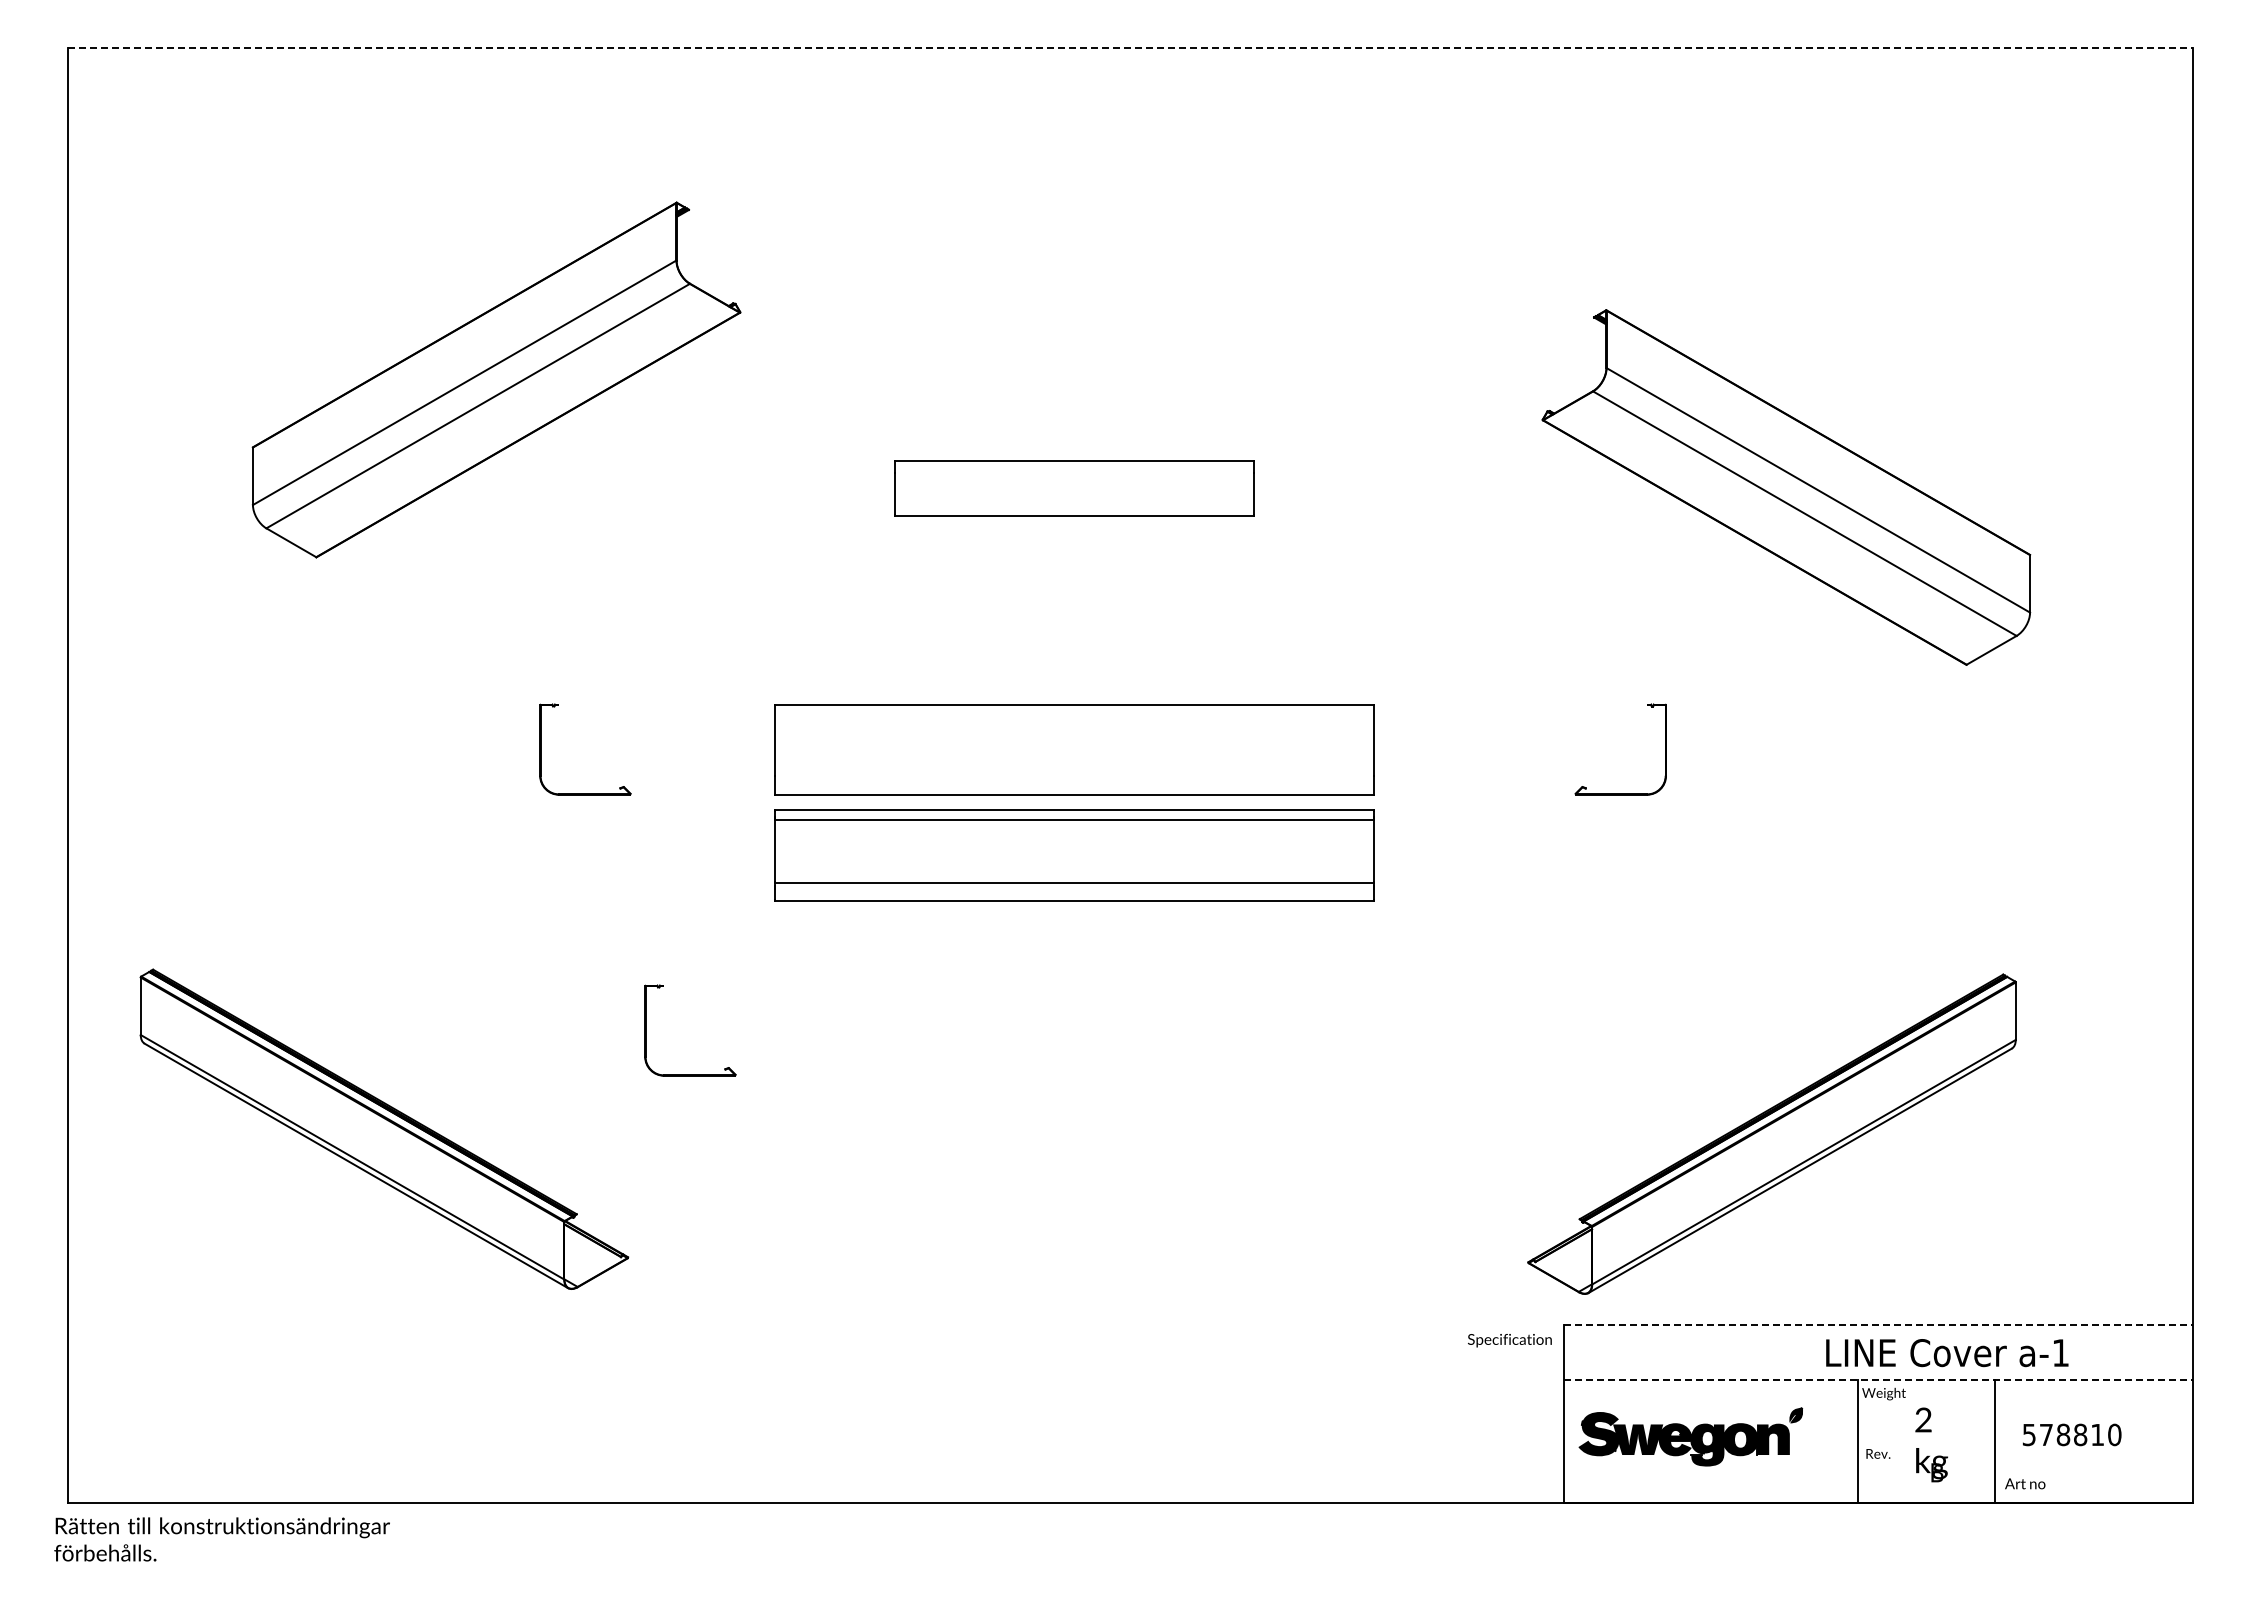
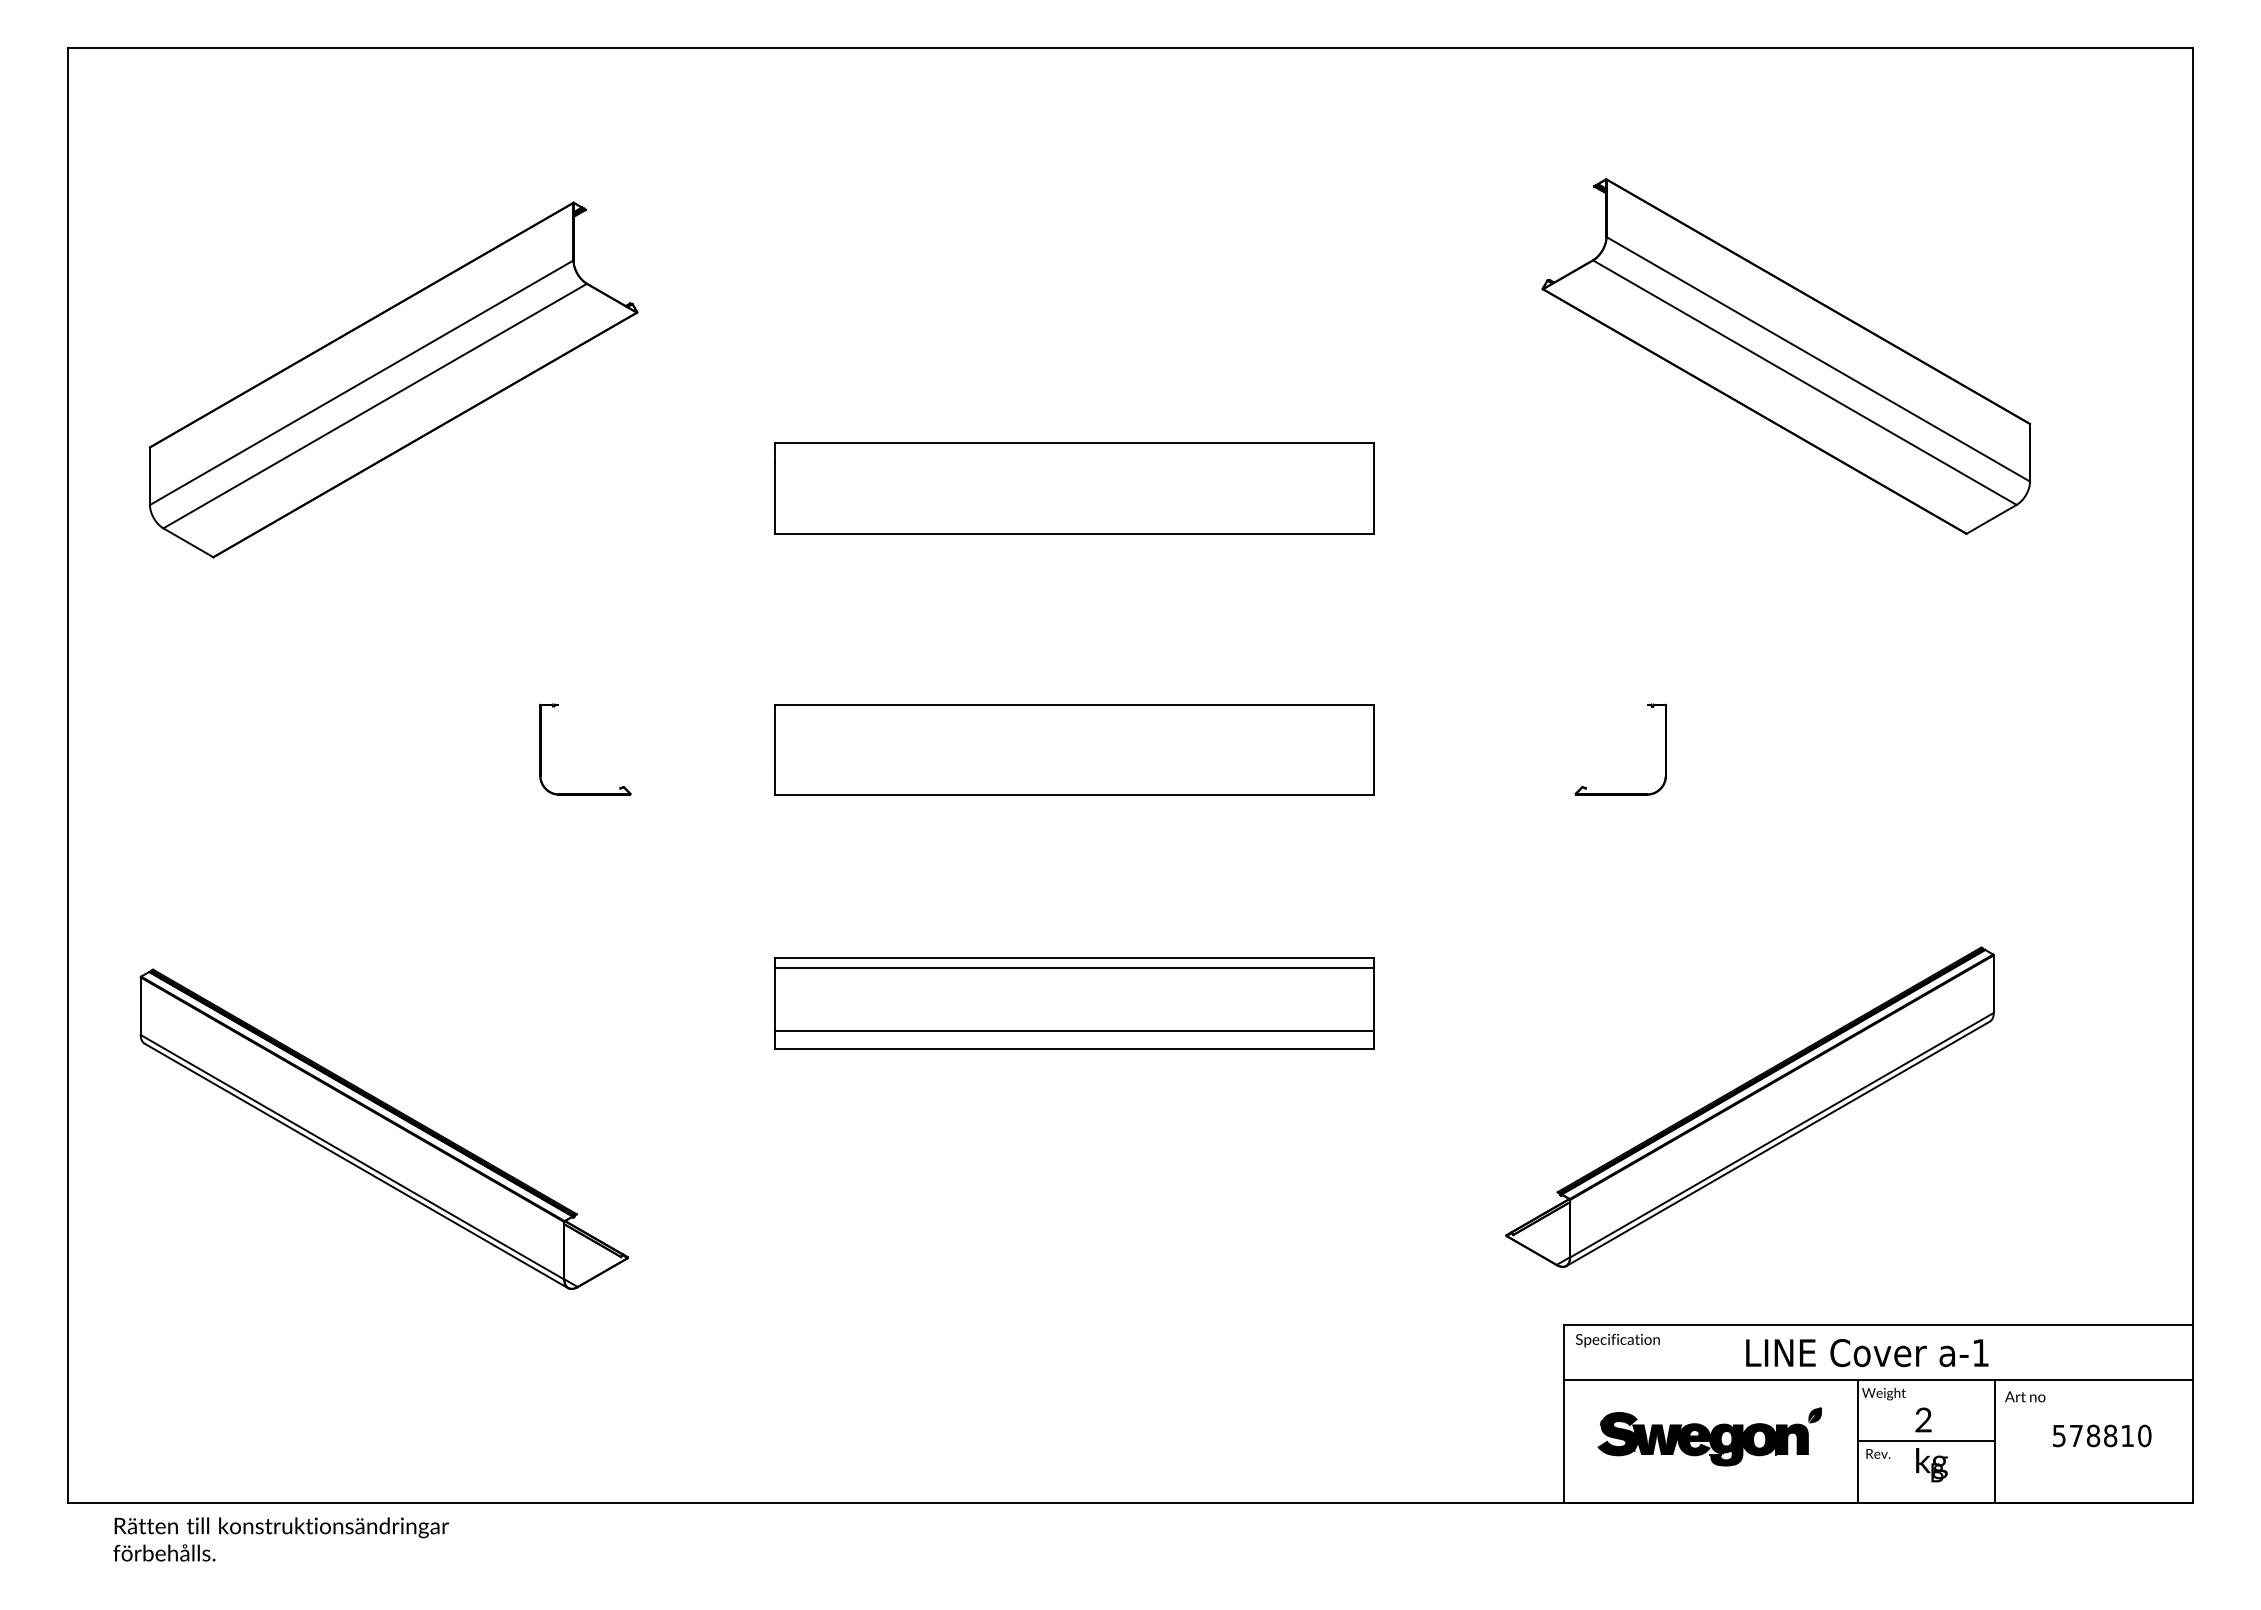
line: dashed -> solid (1130, 48)
part position: (496, 379) -> (393, 379) (393, 379)
part position: (1786, 487) -> (1786, 356) (1786, 356)
part size: 361x57 px -> 601x93 px (1074, 488)
part position: (1074, 855) -> (1074, 1003) (1074, 1003)
part: present -> none (646, 1030)
part position: (1771, 1133) -> (1749, 1106) (1749, 1106)
line: dashed -> solid (1878, 1325)
text position: (1509, 1340) -> (1617, 1340) (1617, 1340)
text position: (1947, 1353) -> (1867, 1353) (1867, 1353)
line: dashed -> solid (1878, 1379)
text position: (2072, 1434) -> (2102, 1435) (2102, 1435)
part position: (1690, 1436) -> (1709, 1436) (1709, 1436)
line: none -> present (1926, 1441)
text position: (2025, 1483) -> (2025, 1396) (2025, 1396)
text position: (221, 1539) -> (280, 1539) (280, 1539)
